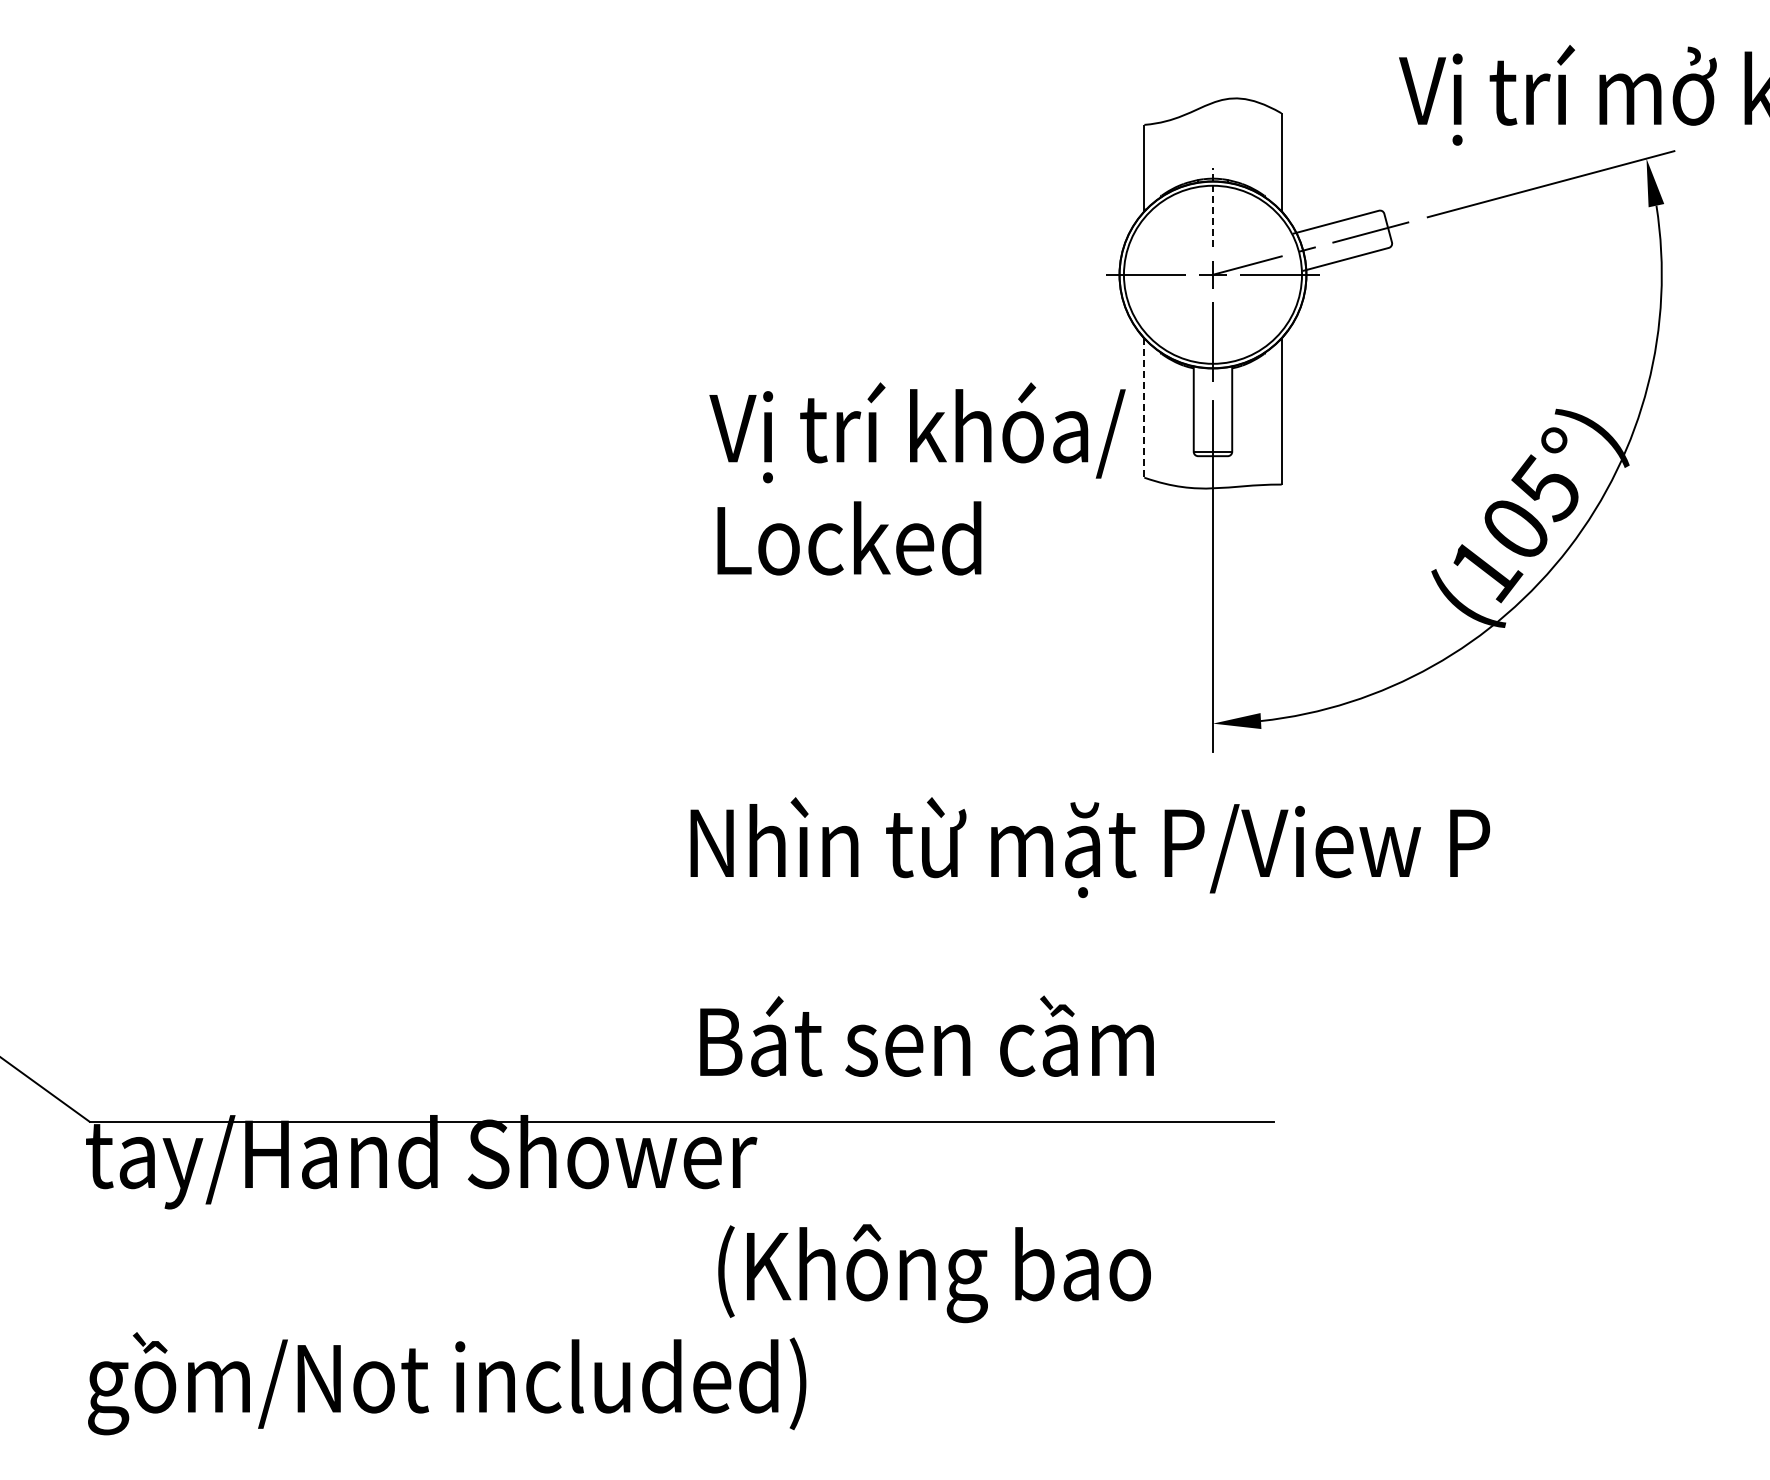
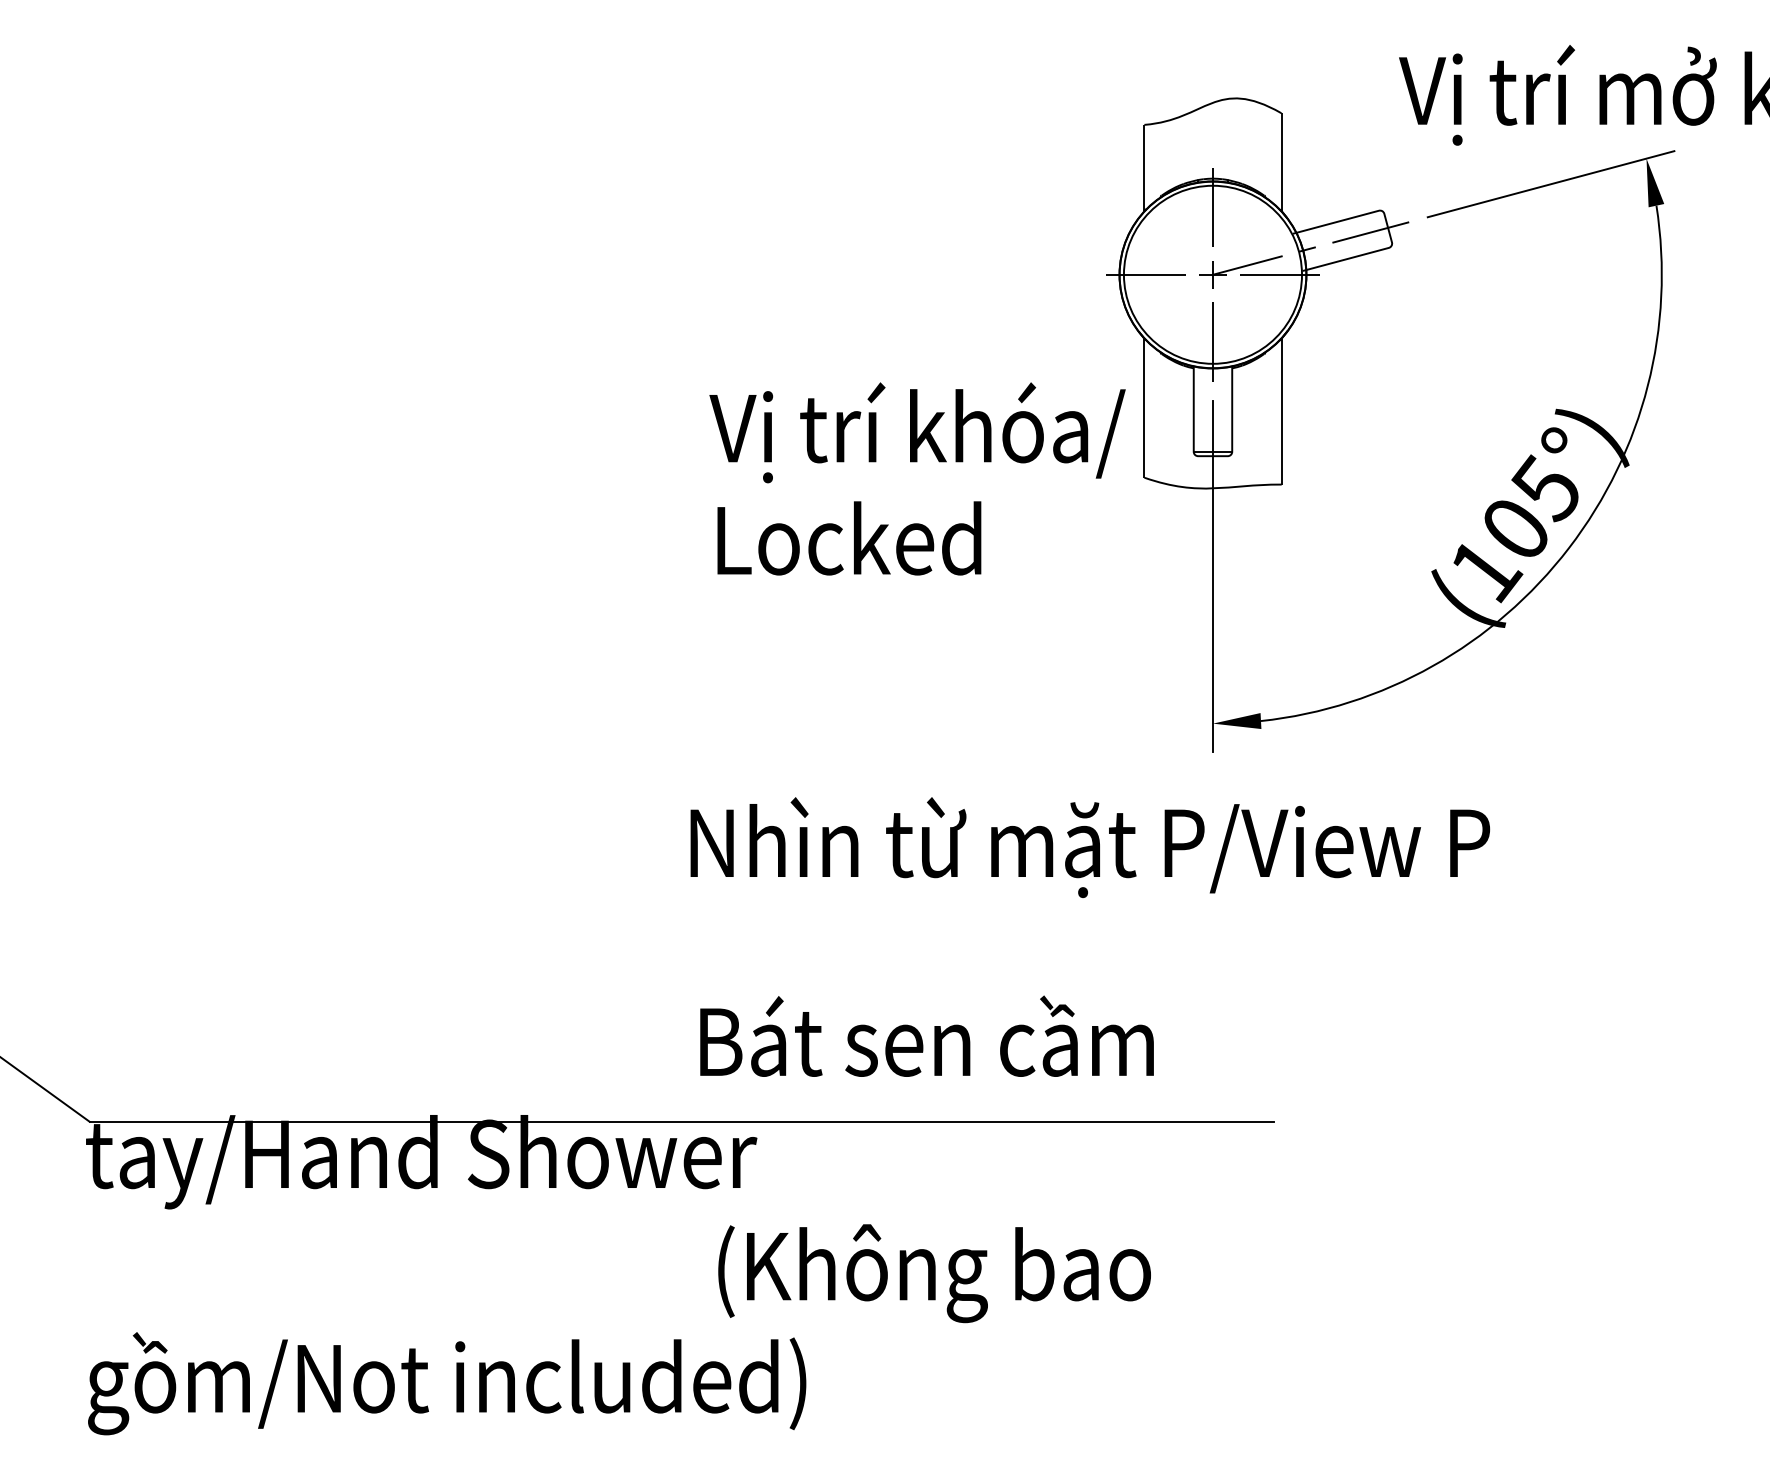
line: dashed -> solid (1212, 207)
line: dashed -> solid (1144, 408)
